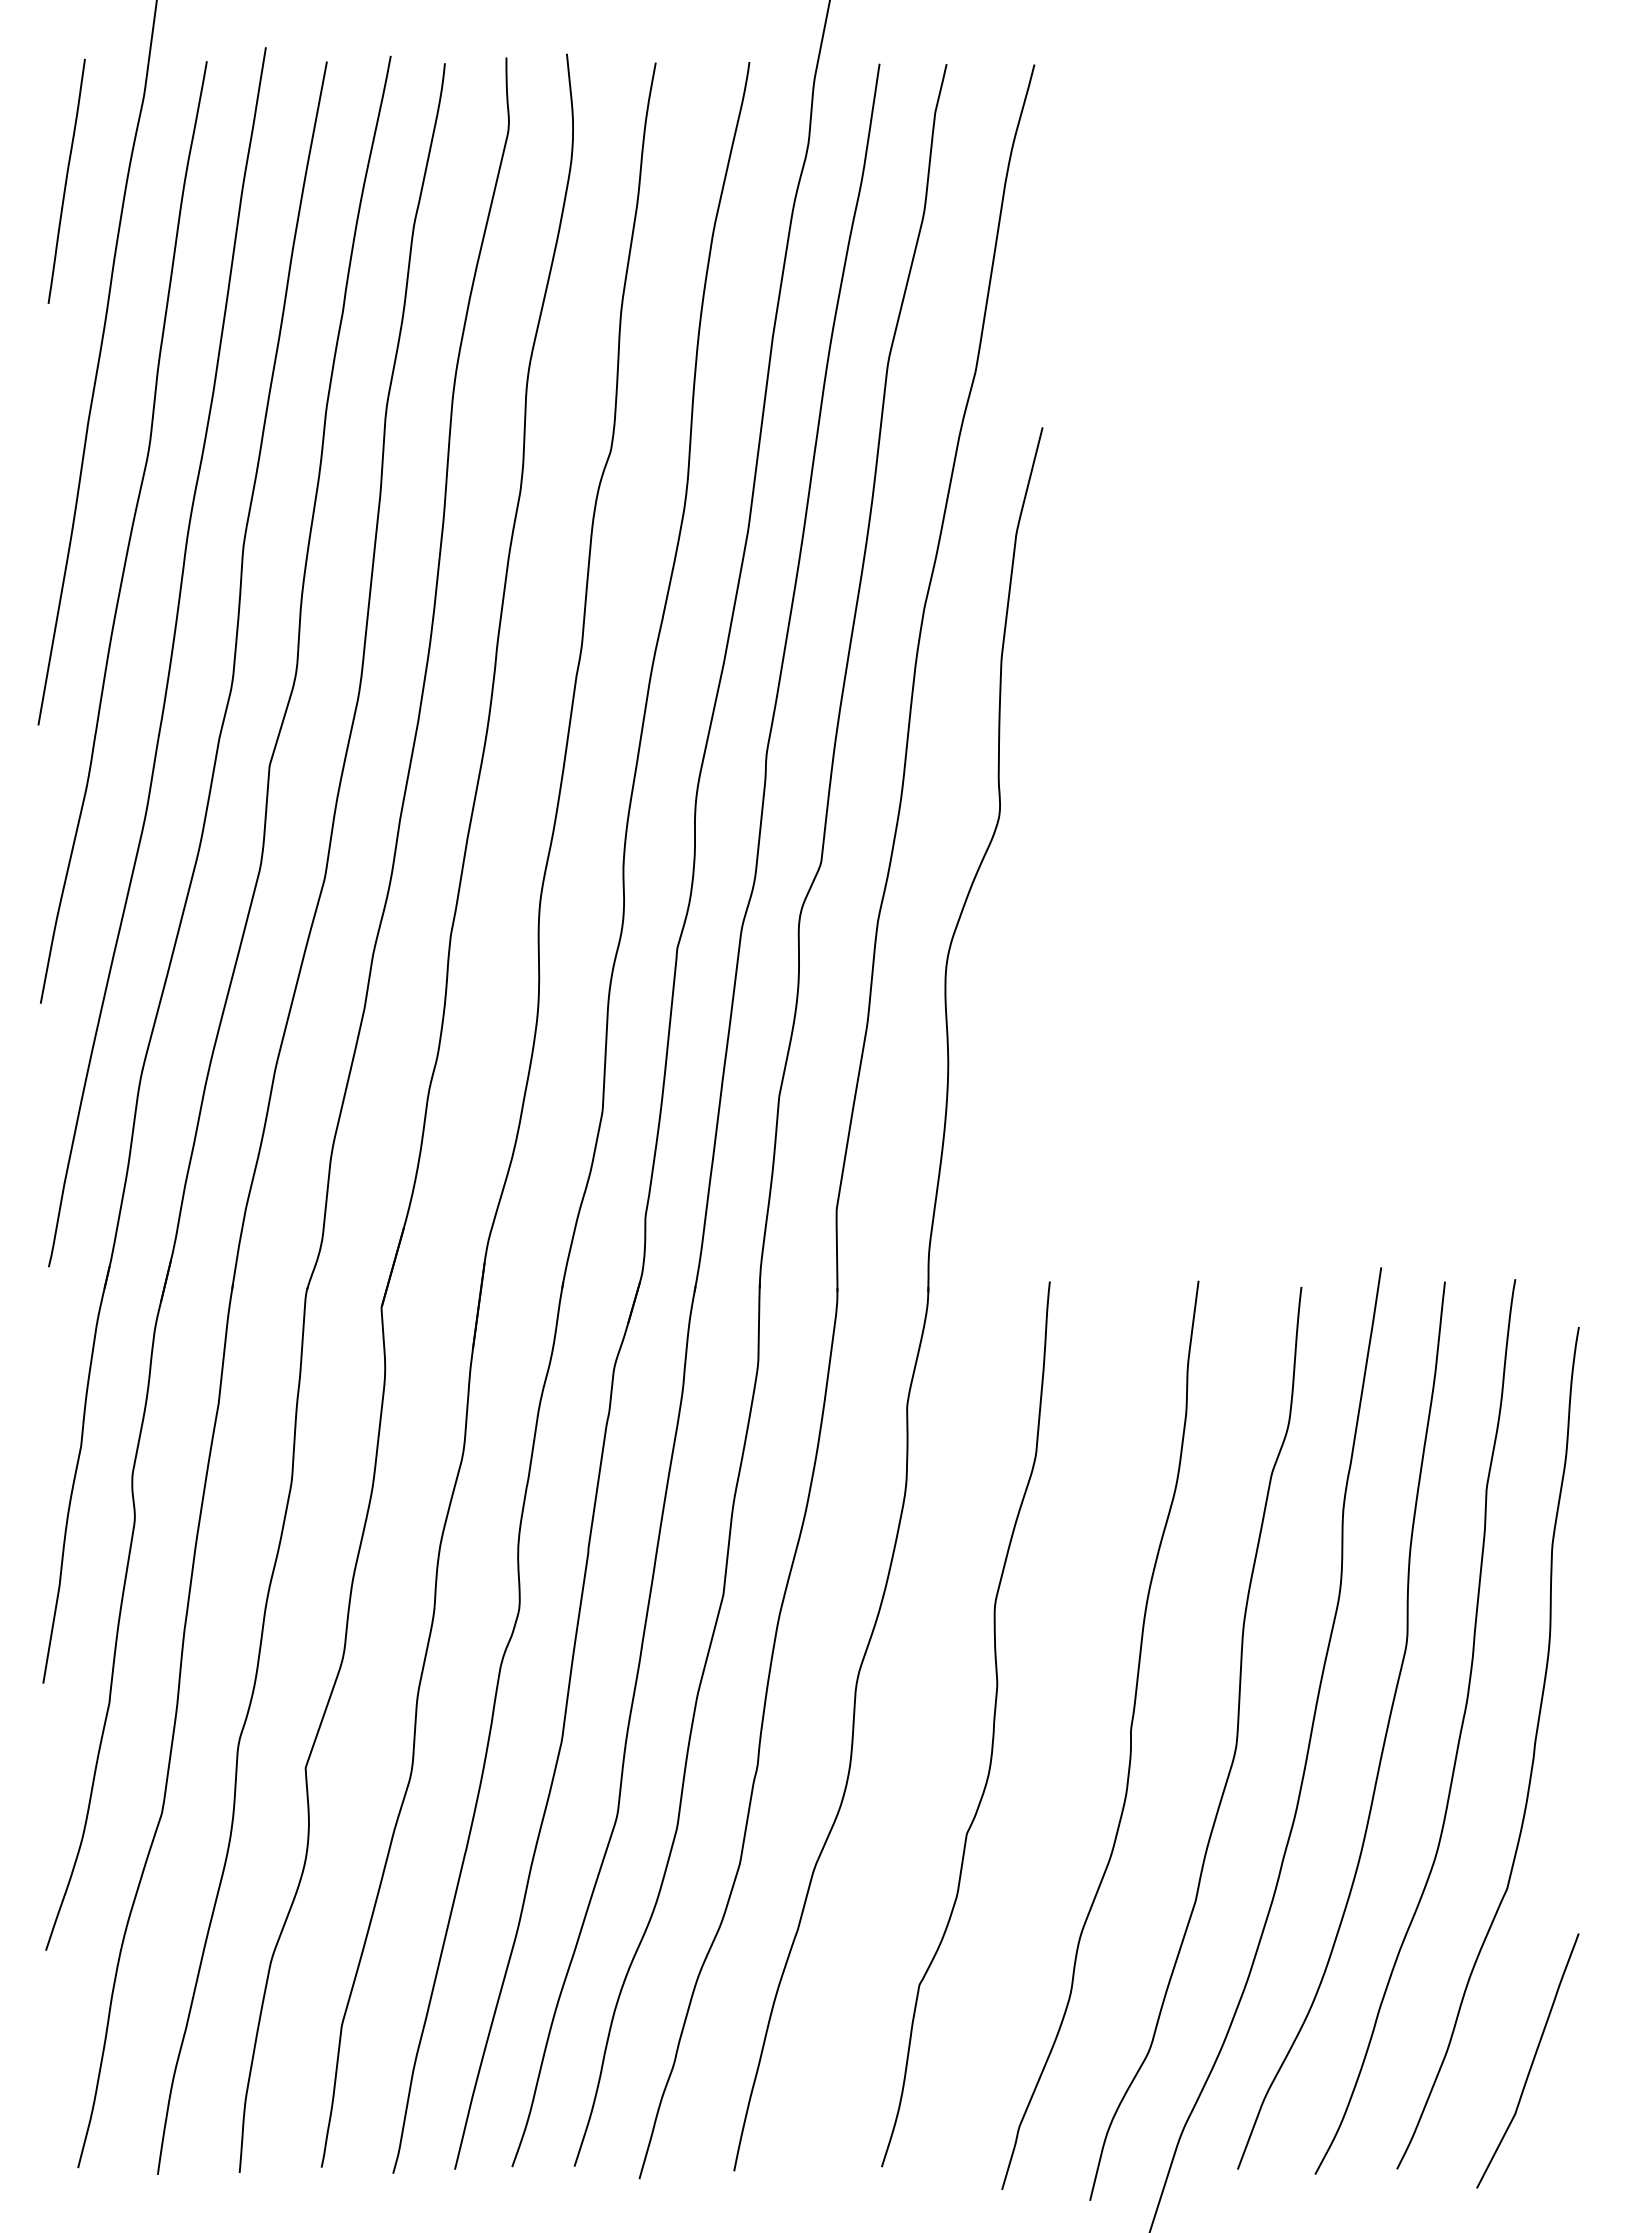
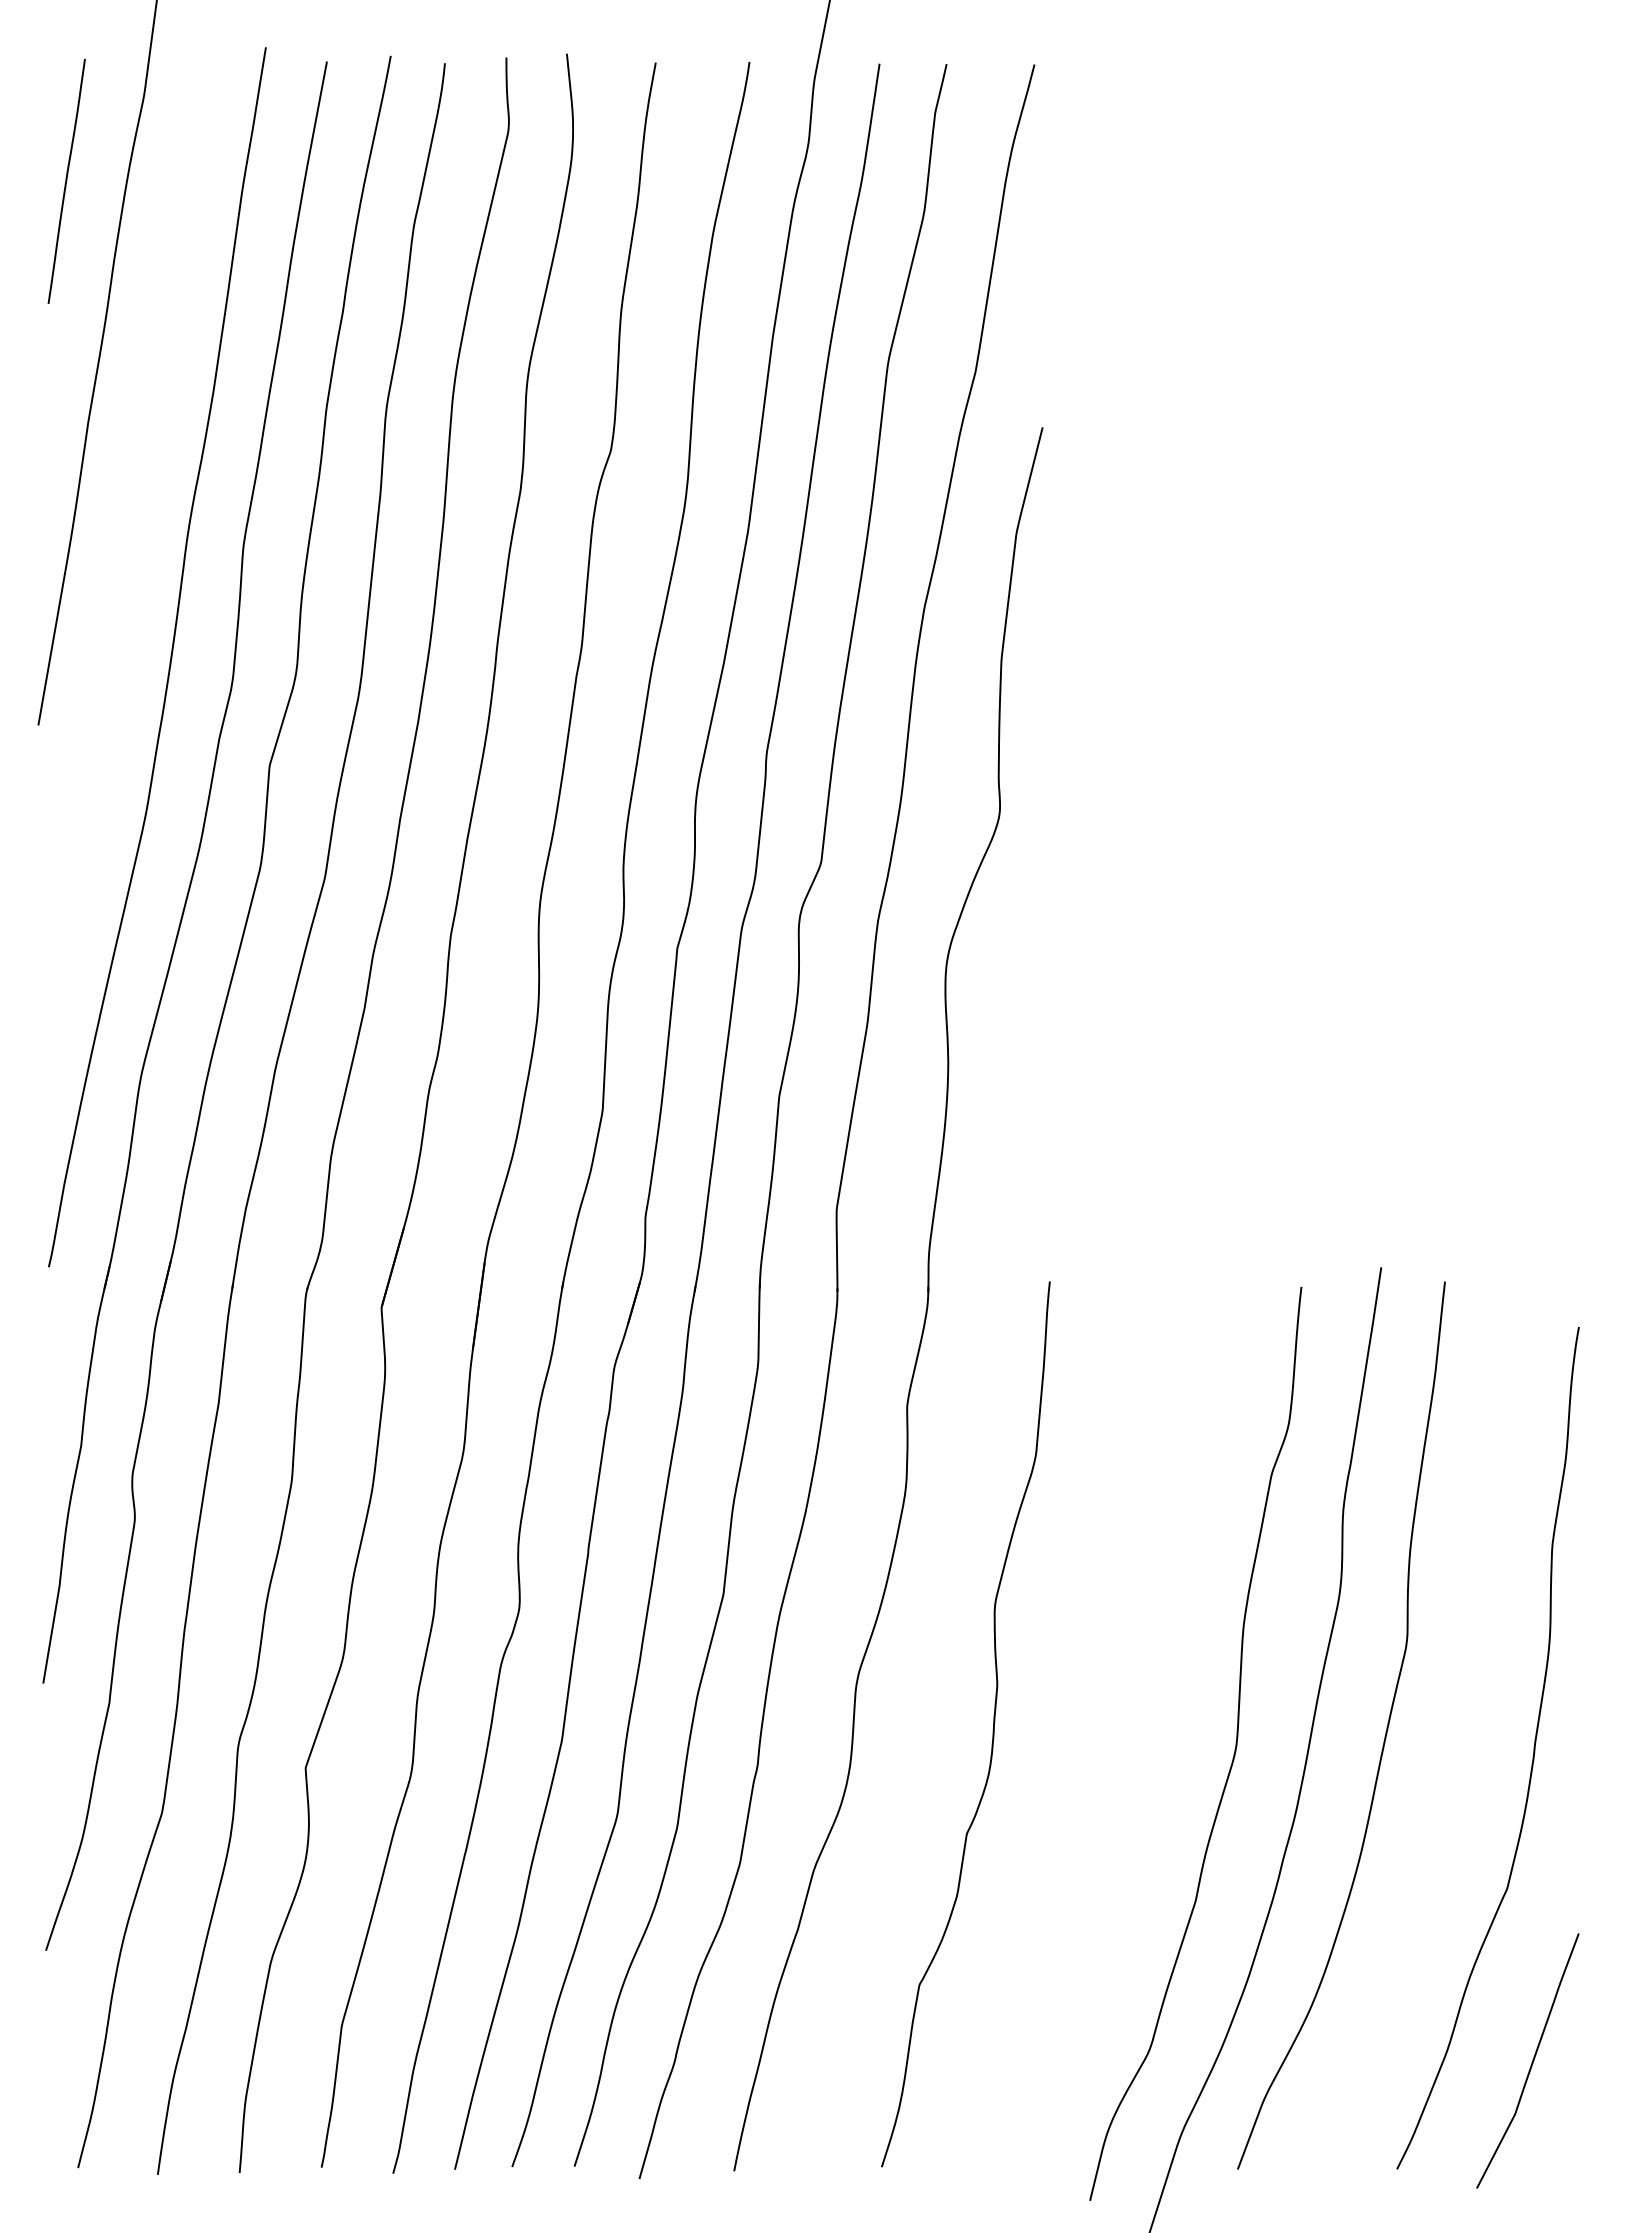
curve: present -> none (129, 535)
curve: present -> none (1130, 1734)
curve: present -> none (1458, 1737)
